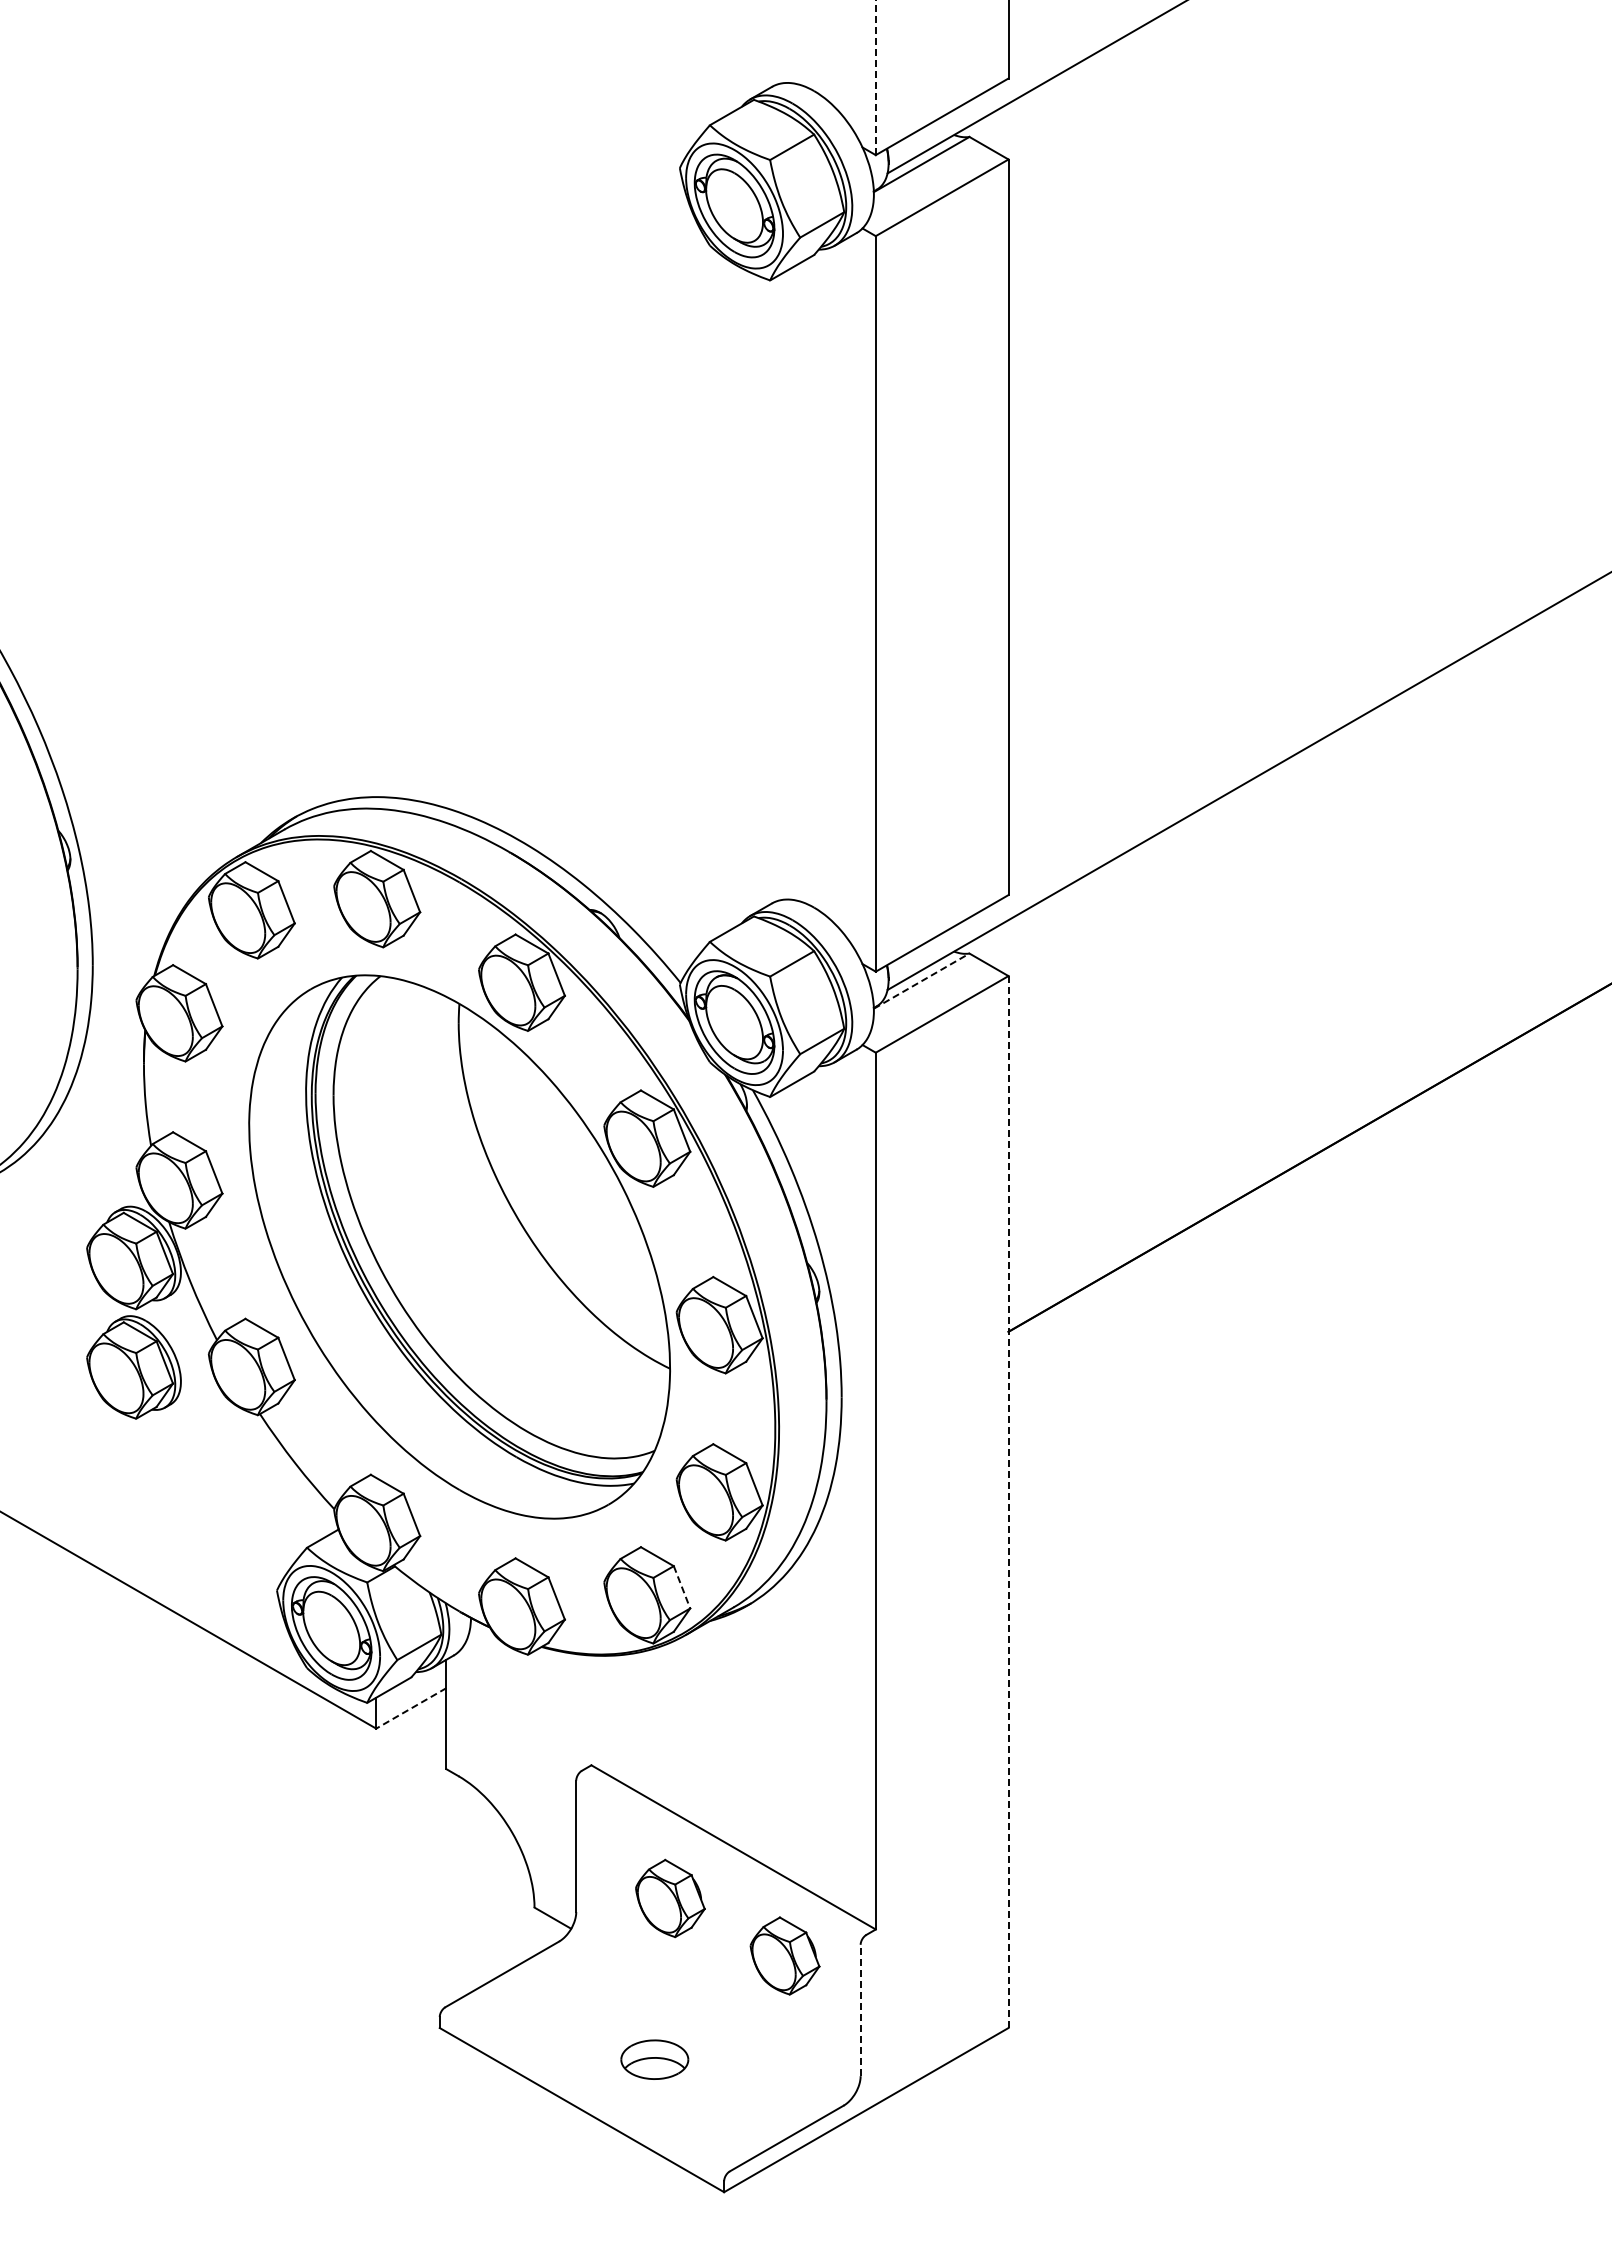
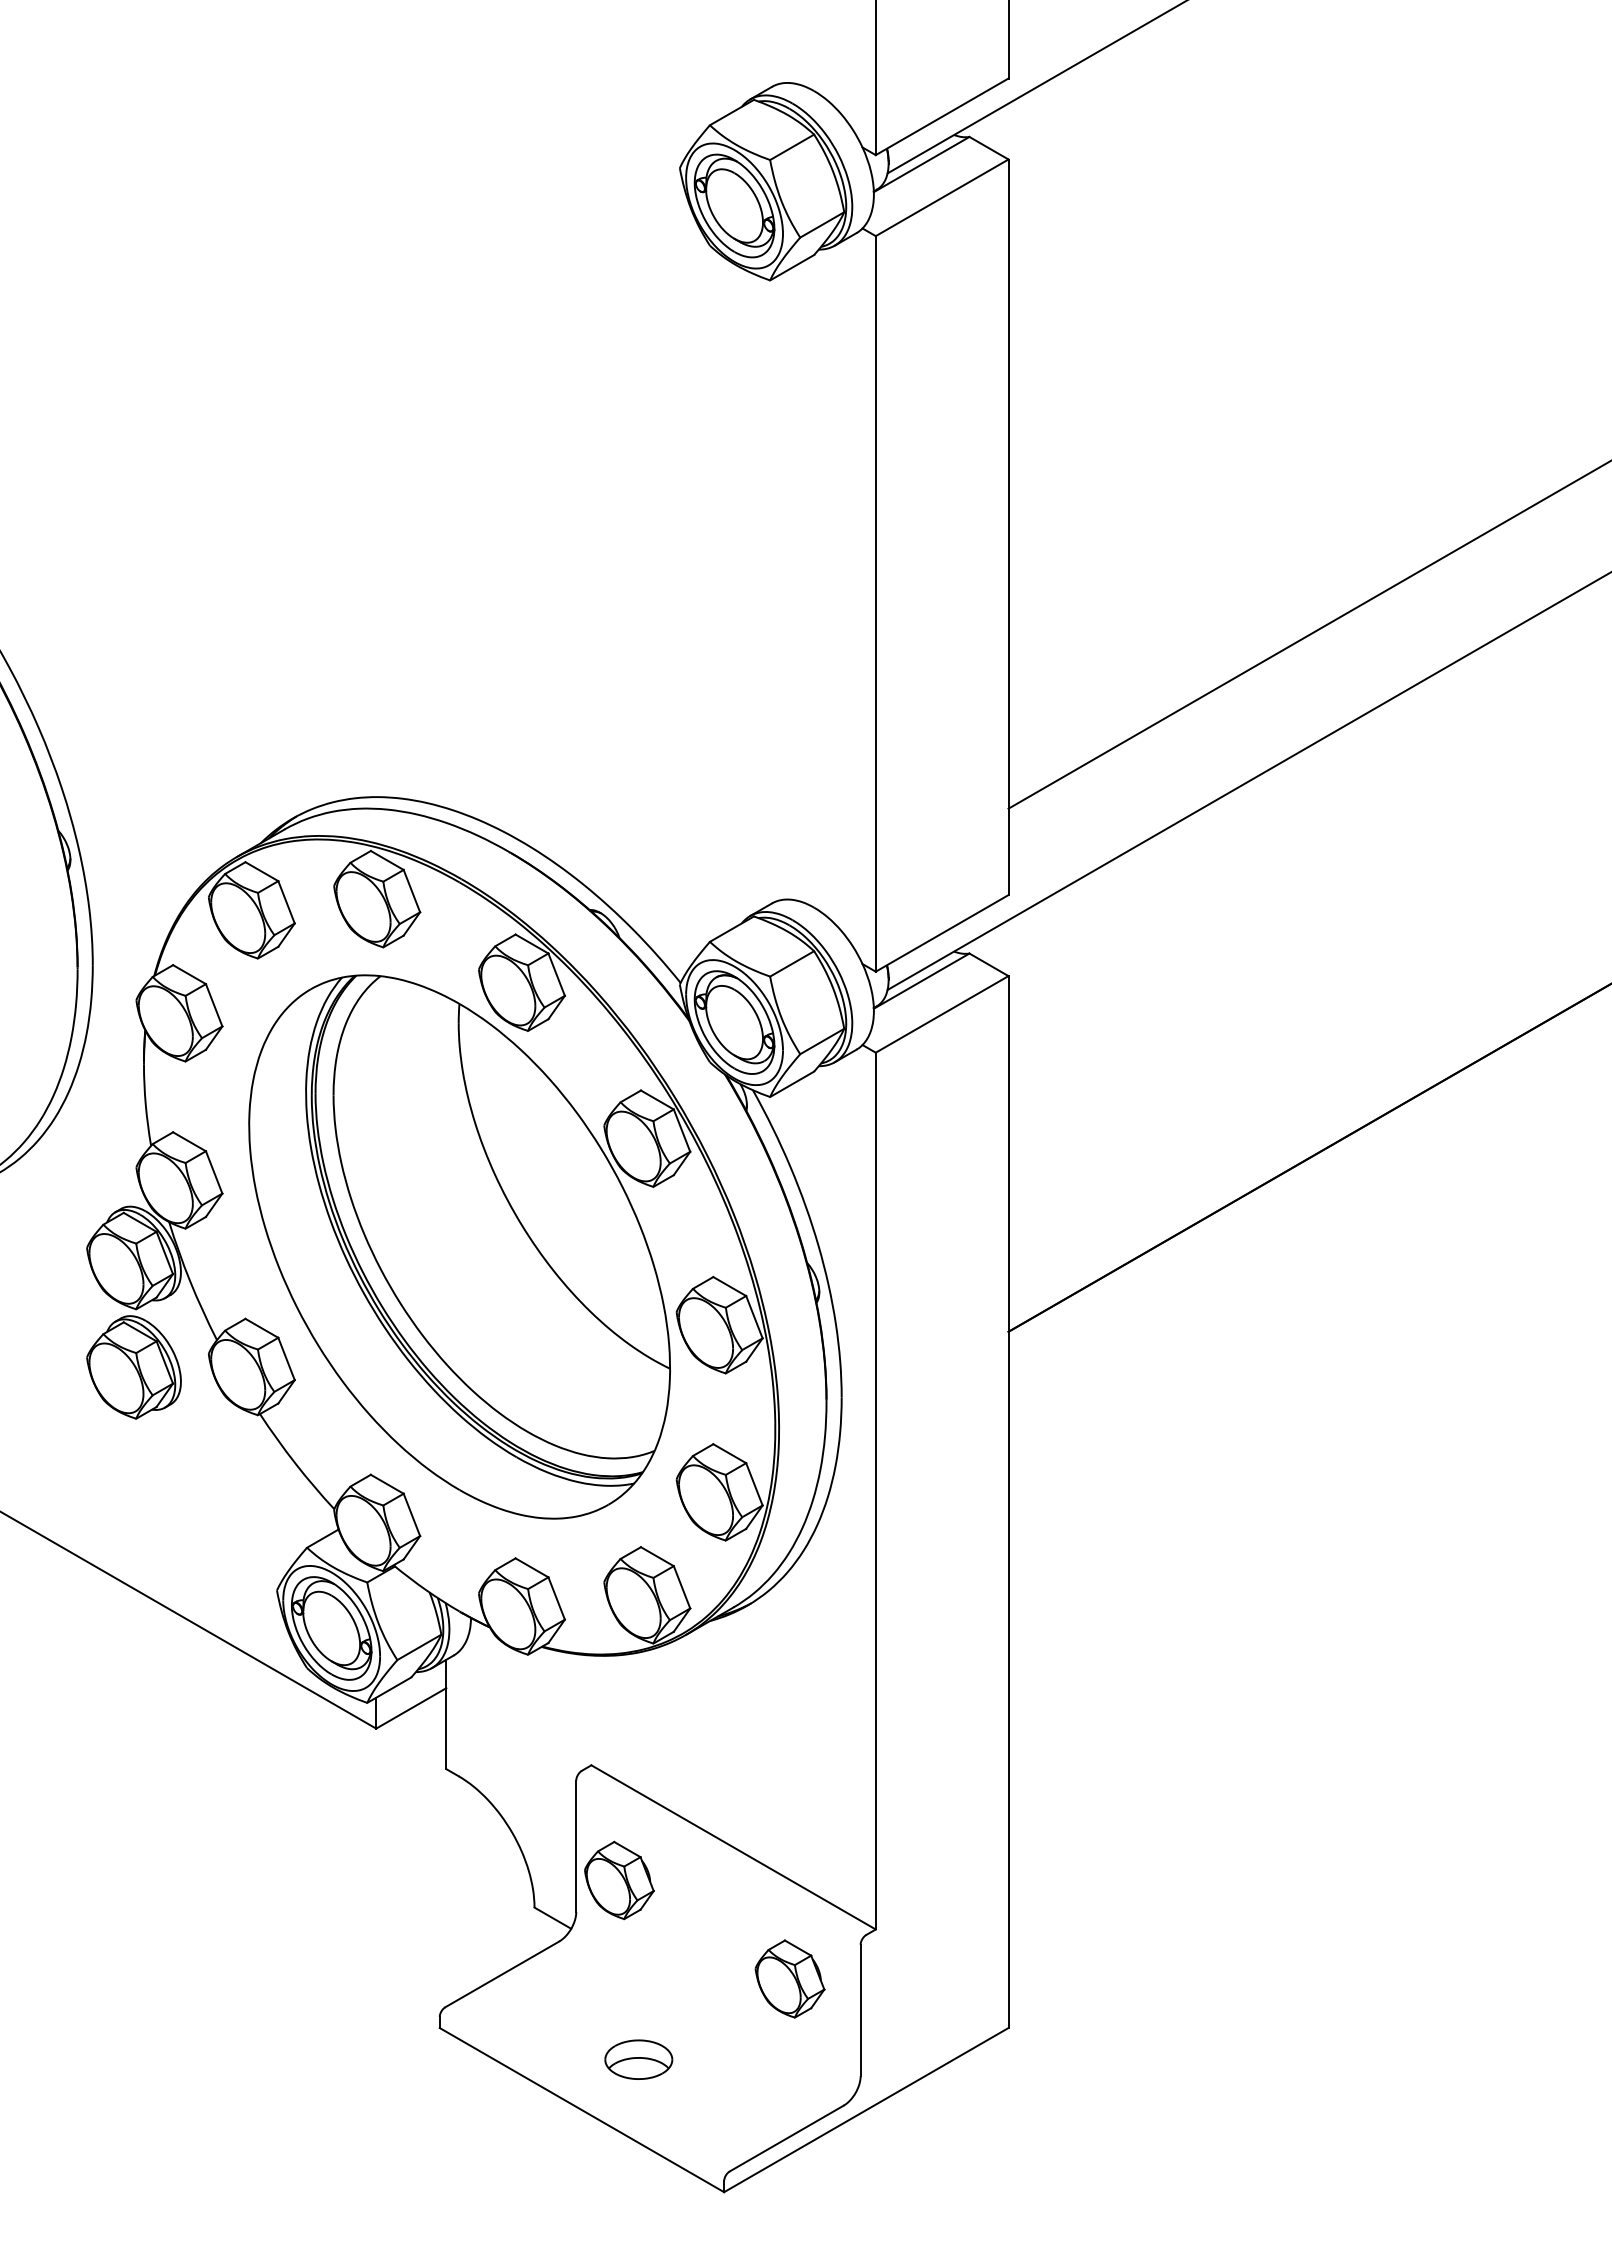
line: dashed -> solid (875, 77)
line: none -> present (1308, 635)
line: dashed -> solid (922, 980)
line: dashed -> solid (1008, 1502)
line: dashed -> solid (682, 1587)
line: dashed -> solid (410, 1708)
part position: (670, 1898) -> (619, 1880) (619, 1880)
part position: (784, 1955) -> (789, 1978) (789, 1978)
line: dashed -> solid (860, 2010)
part position: (654, 2059) -> (638, 2059) (638, 2059)
